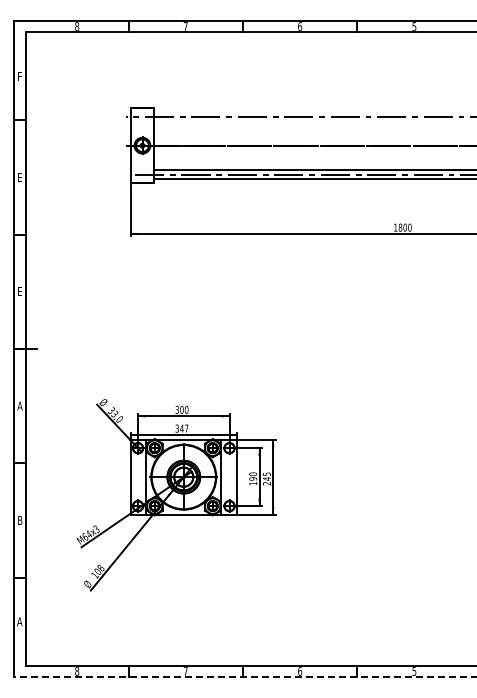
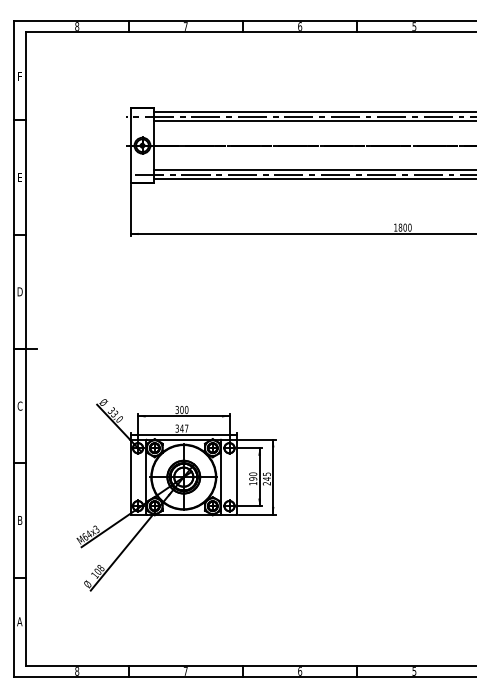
line: none -> present (313, 112)
line: none -> present (313, 121)
text: E -> D (19, 291)
text: A -> C (19, 405)
line: dashed -> solid (245, 677)
